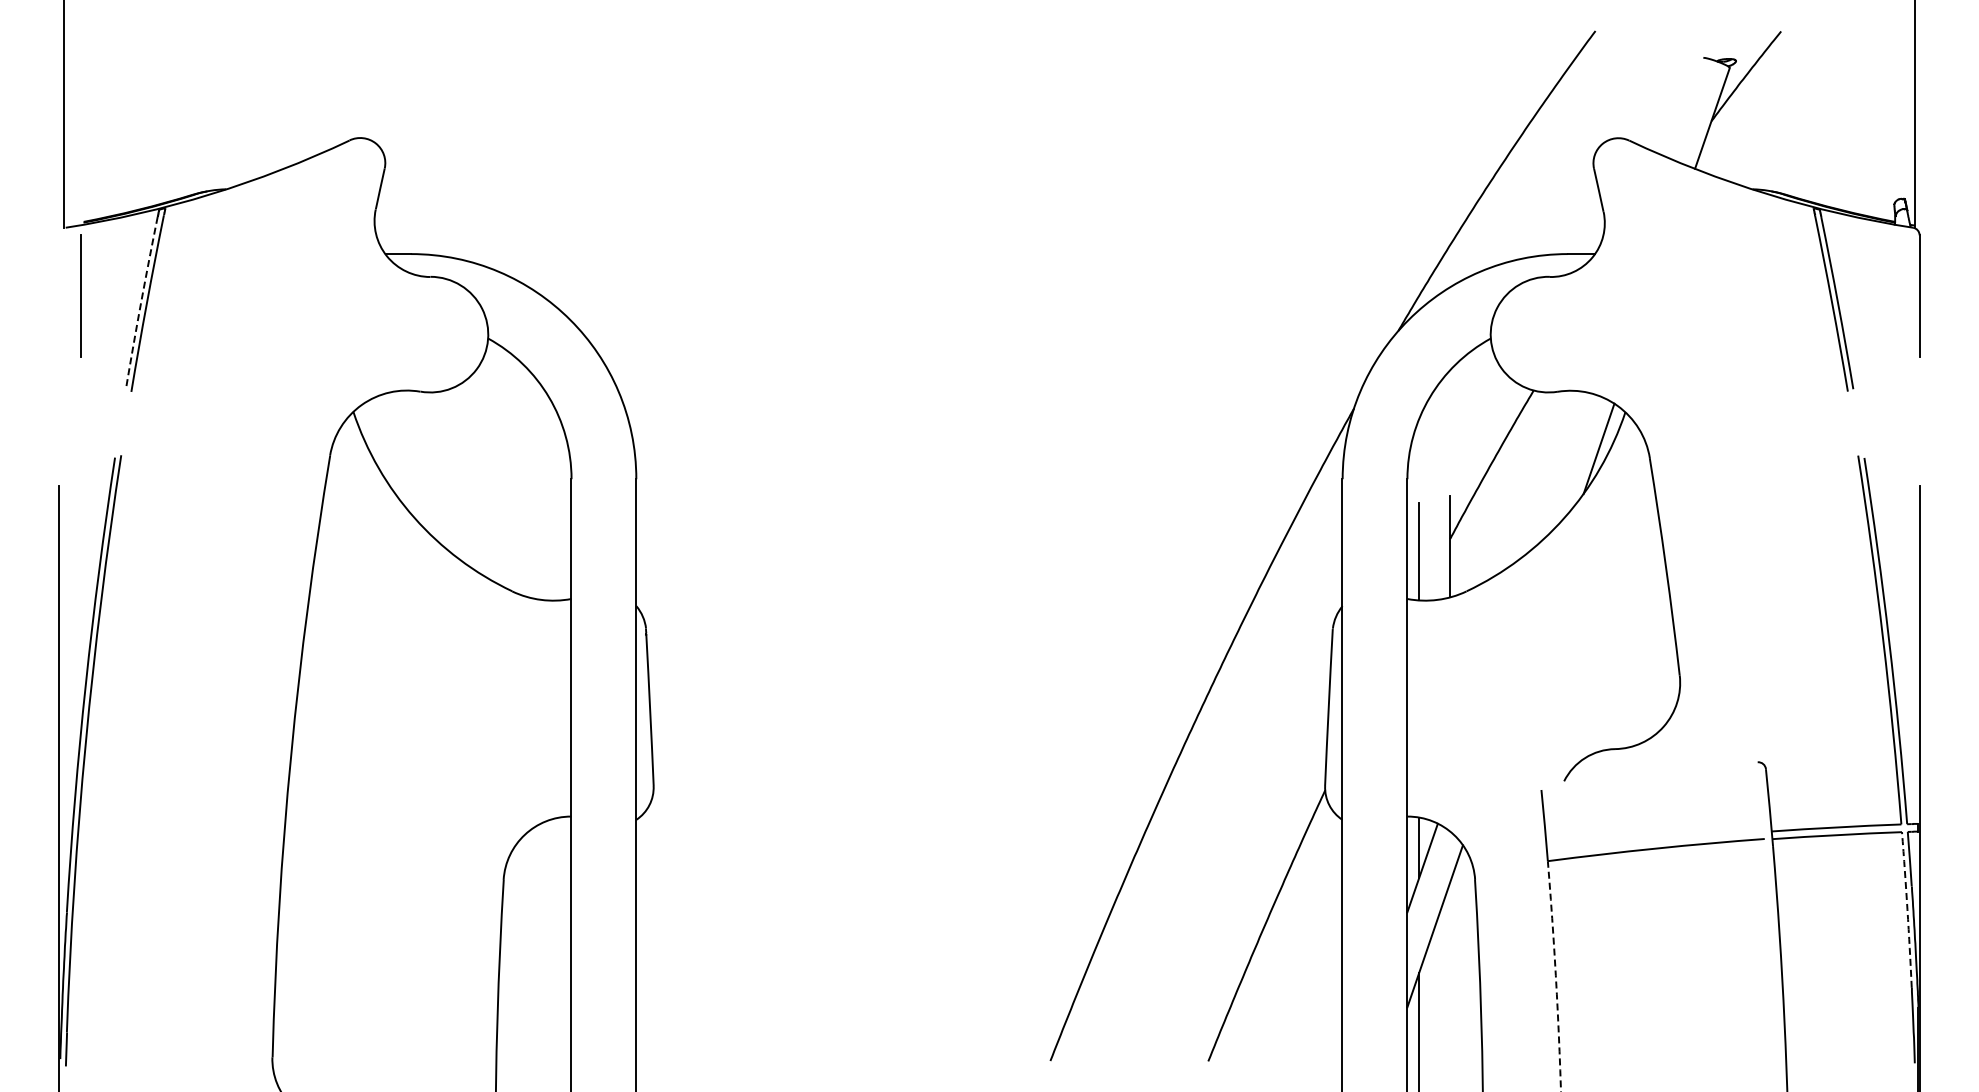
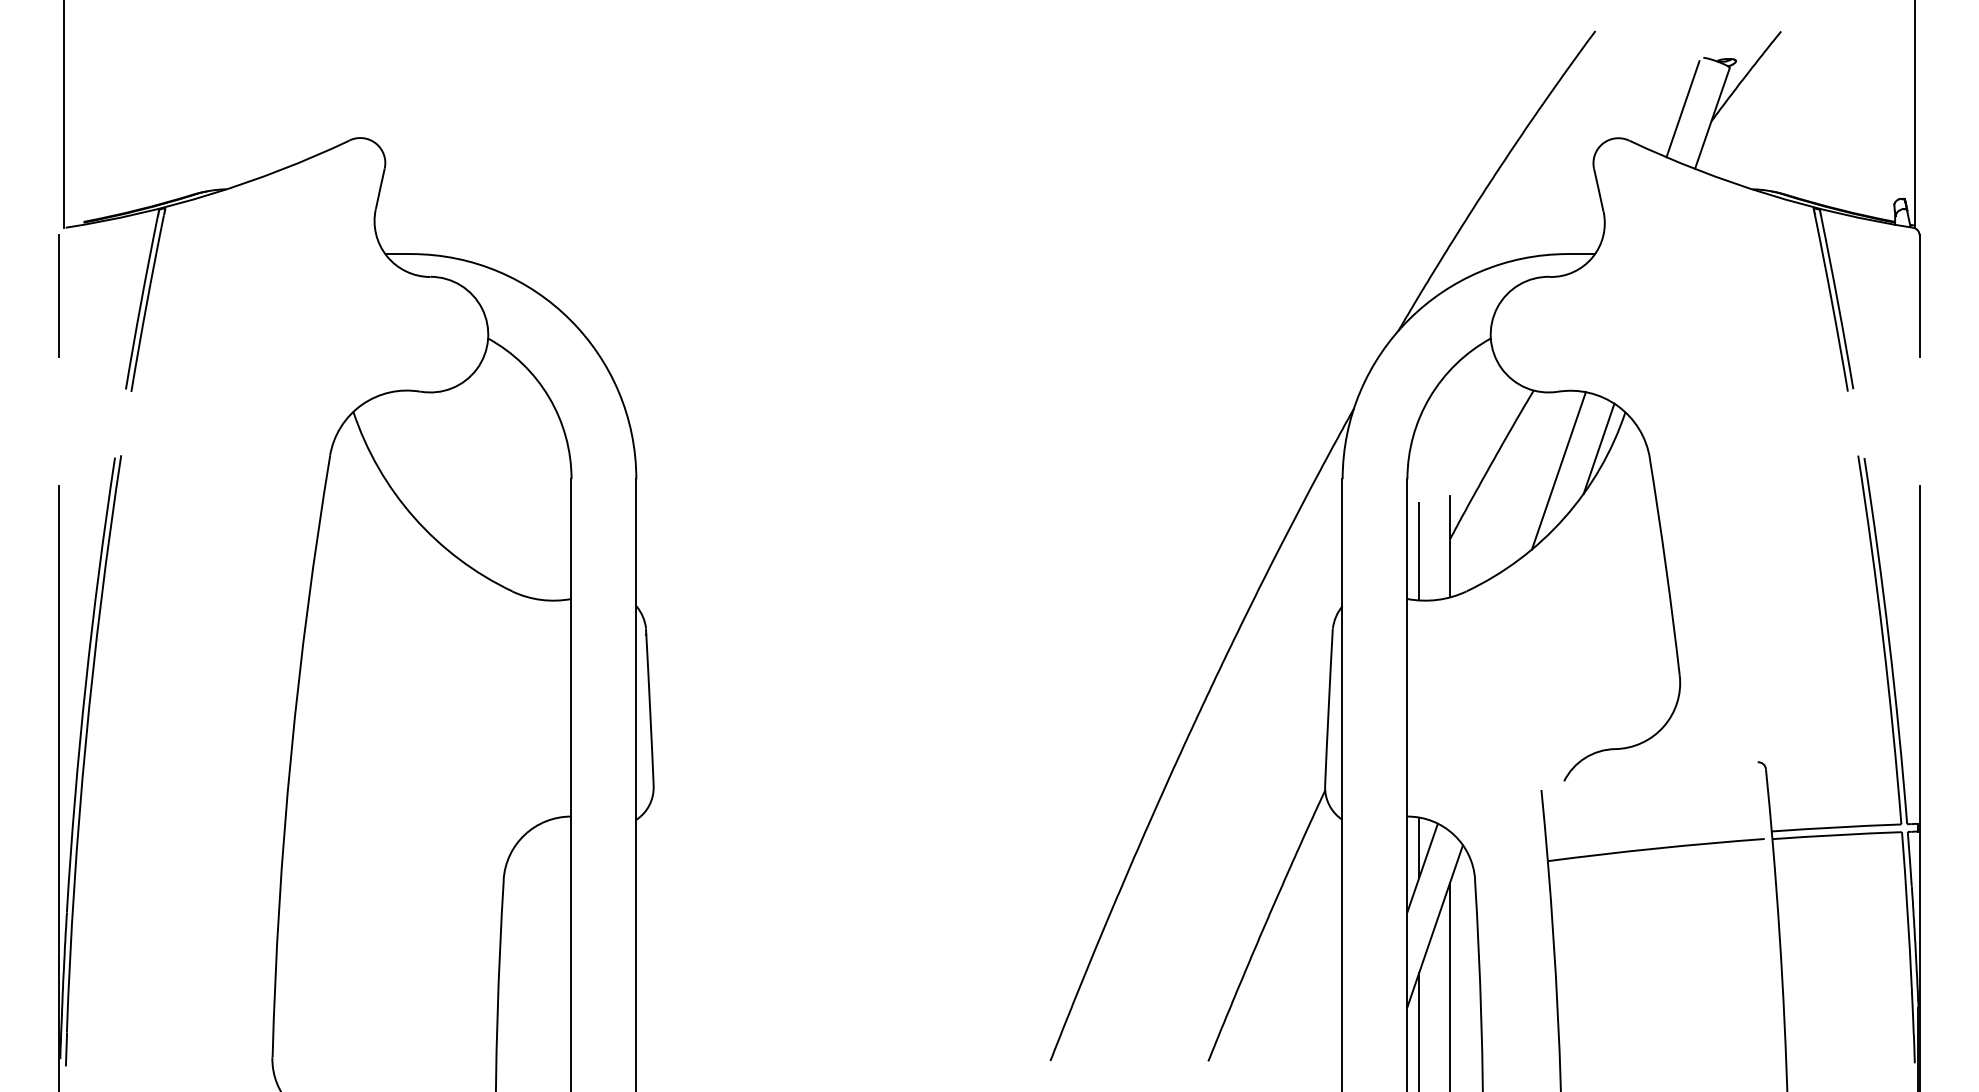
line: none -> present (1682, 109)
line position: (80, 295) -> (58, 295) (58, 295)
arc: dashed -> solid (141, 303)
line: none -> present (1558, 470)
arc: dashed -> solid (1907, 909)
arc: dashed -> solid (1555, 976)
line: none -> present (1450, 985)
